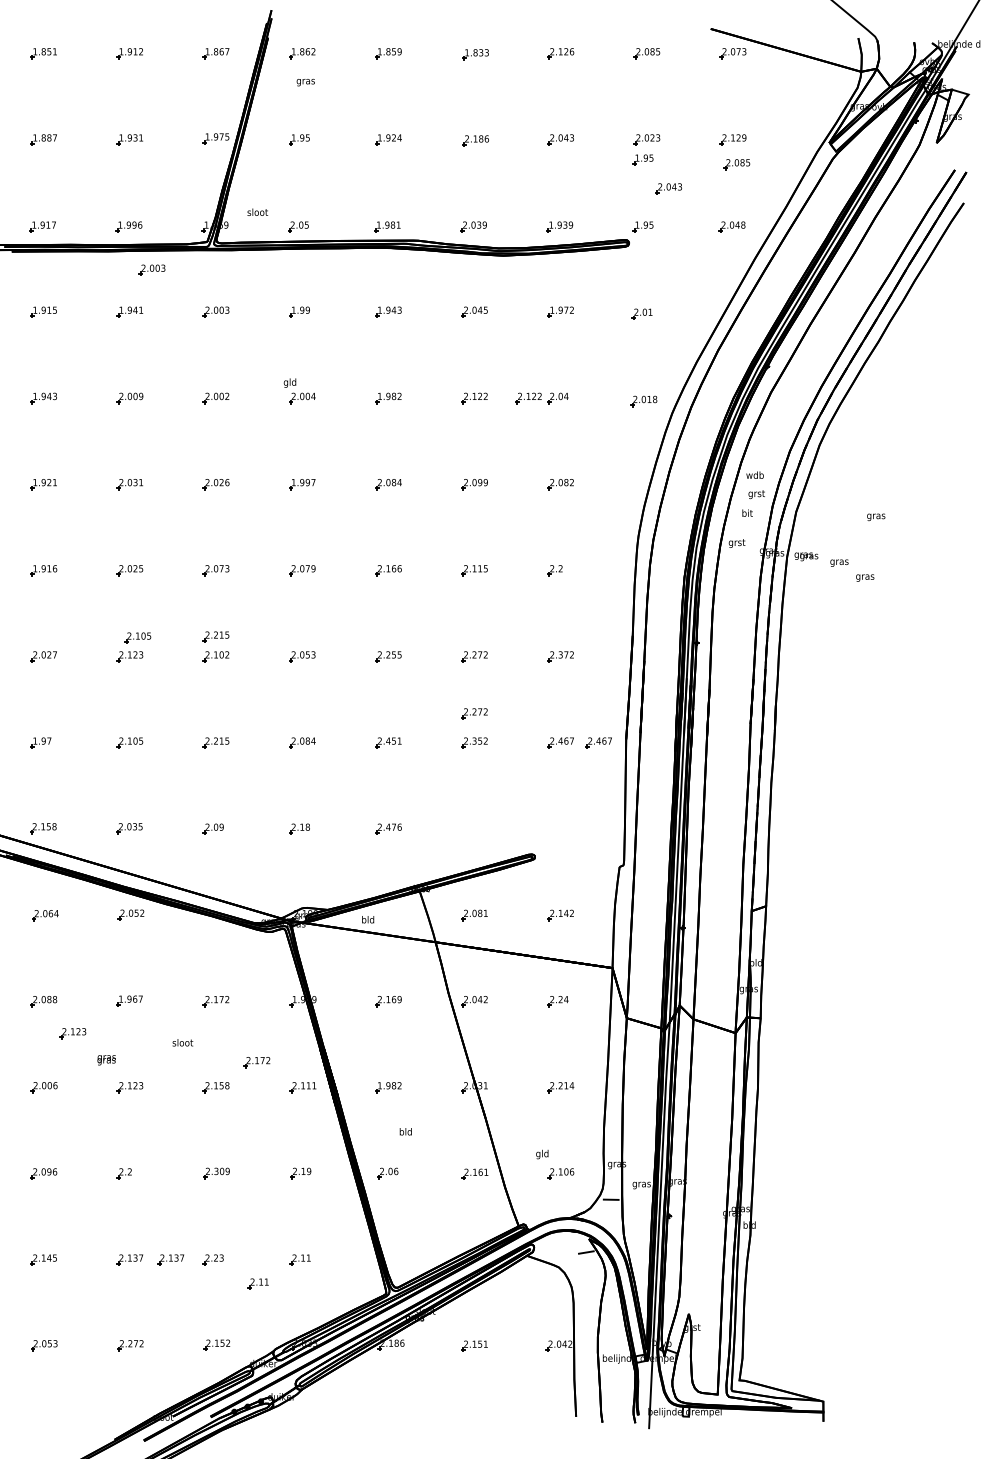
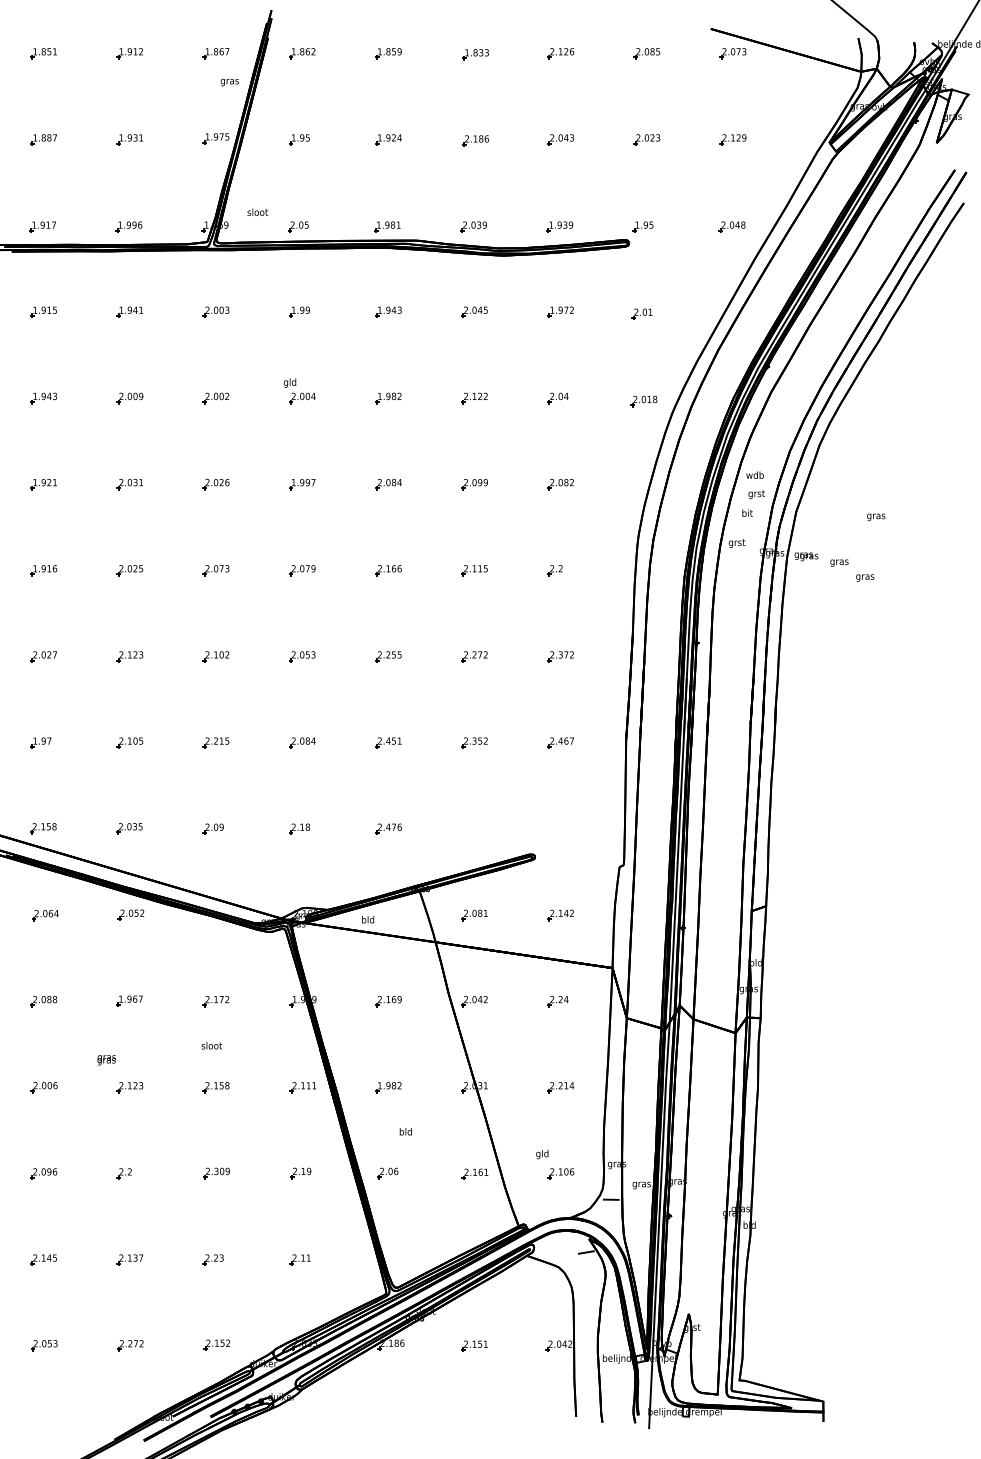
text position: (305, 82) -> (229, 82) (229, 82)
part: present -> none (642, 159)
part: present -> none (736, 164)
part: present -> none (668, 188)
part: present -> none (151, 269)
part: present -> none (528, 398)
part: present -> none (215, 636)
part: present -> none (137, 637)
part: present -> none (474, 713)
part: present -> none (598, 742)
part: present -> none (72, 1033)
text position: (182, 1042) -> (211, 1045) (211, 1045)
part: present -> none (256, 1062)
part: present -> none (170, 1259)
part: present -> none (257, 1283)
